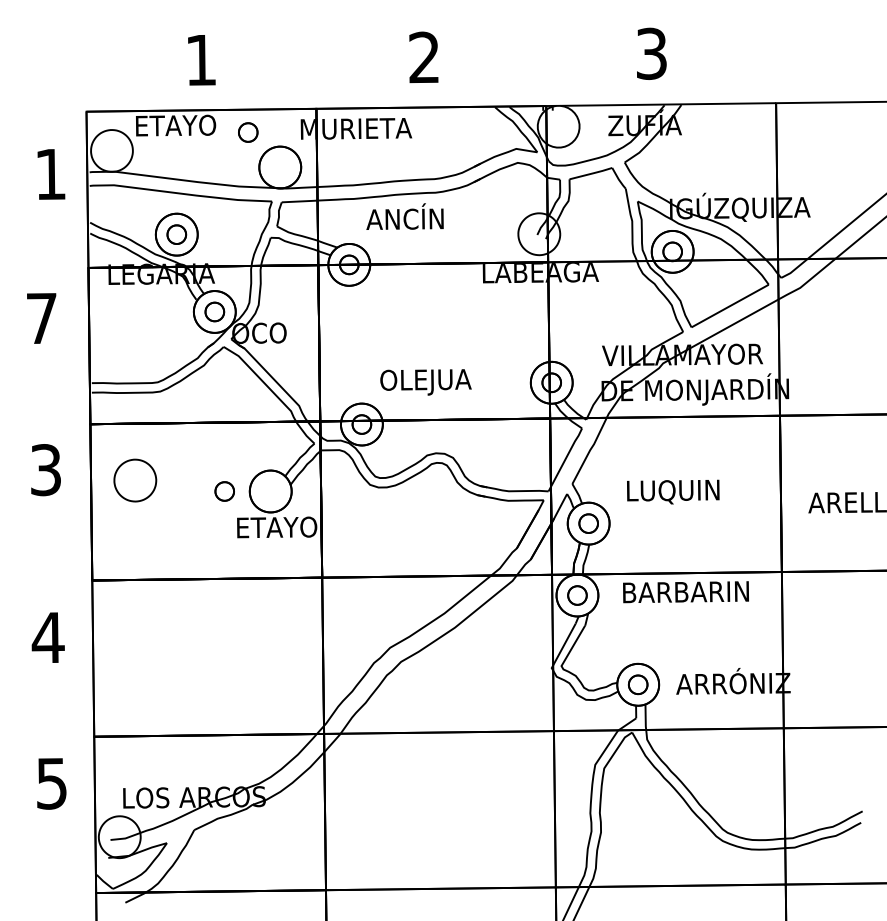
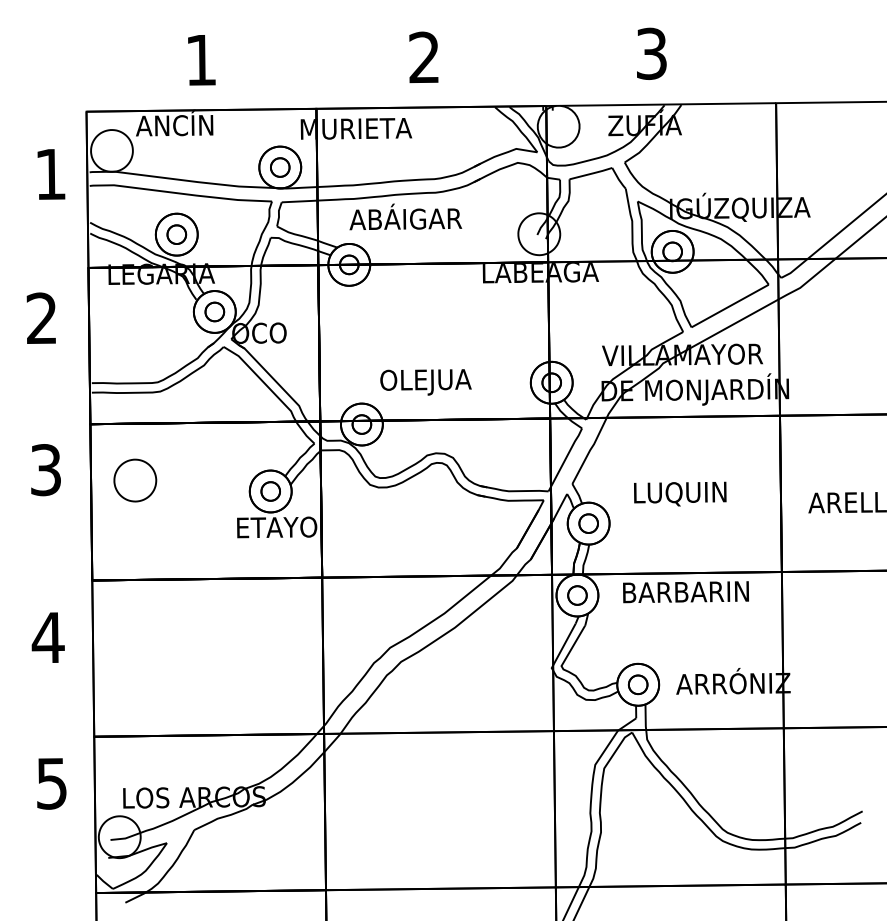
text: ETAYO -> ANCÍN (176, 123)
part position: (248, 132) -> (280, 167) (280, 167)
text: ANCÍN -> ABÁIGAR (405, 216)
text: 7 -> 2 (41, 317)
part position: (224, 491) -> (270, 491) (270, 491)
text position: (673, 491) -> (680, 493) (680, 493)
